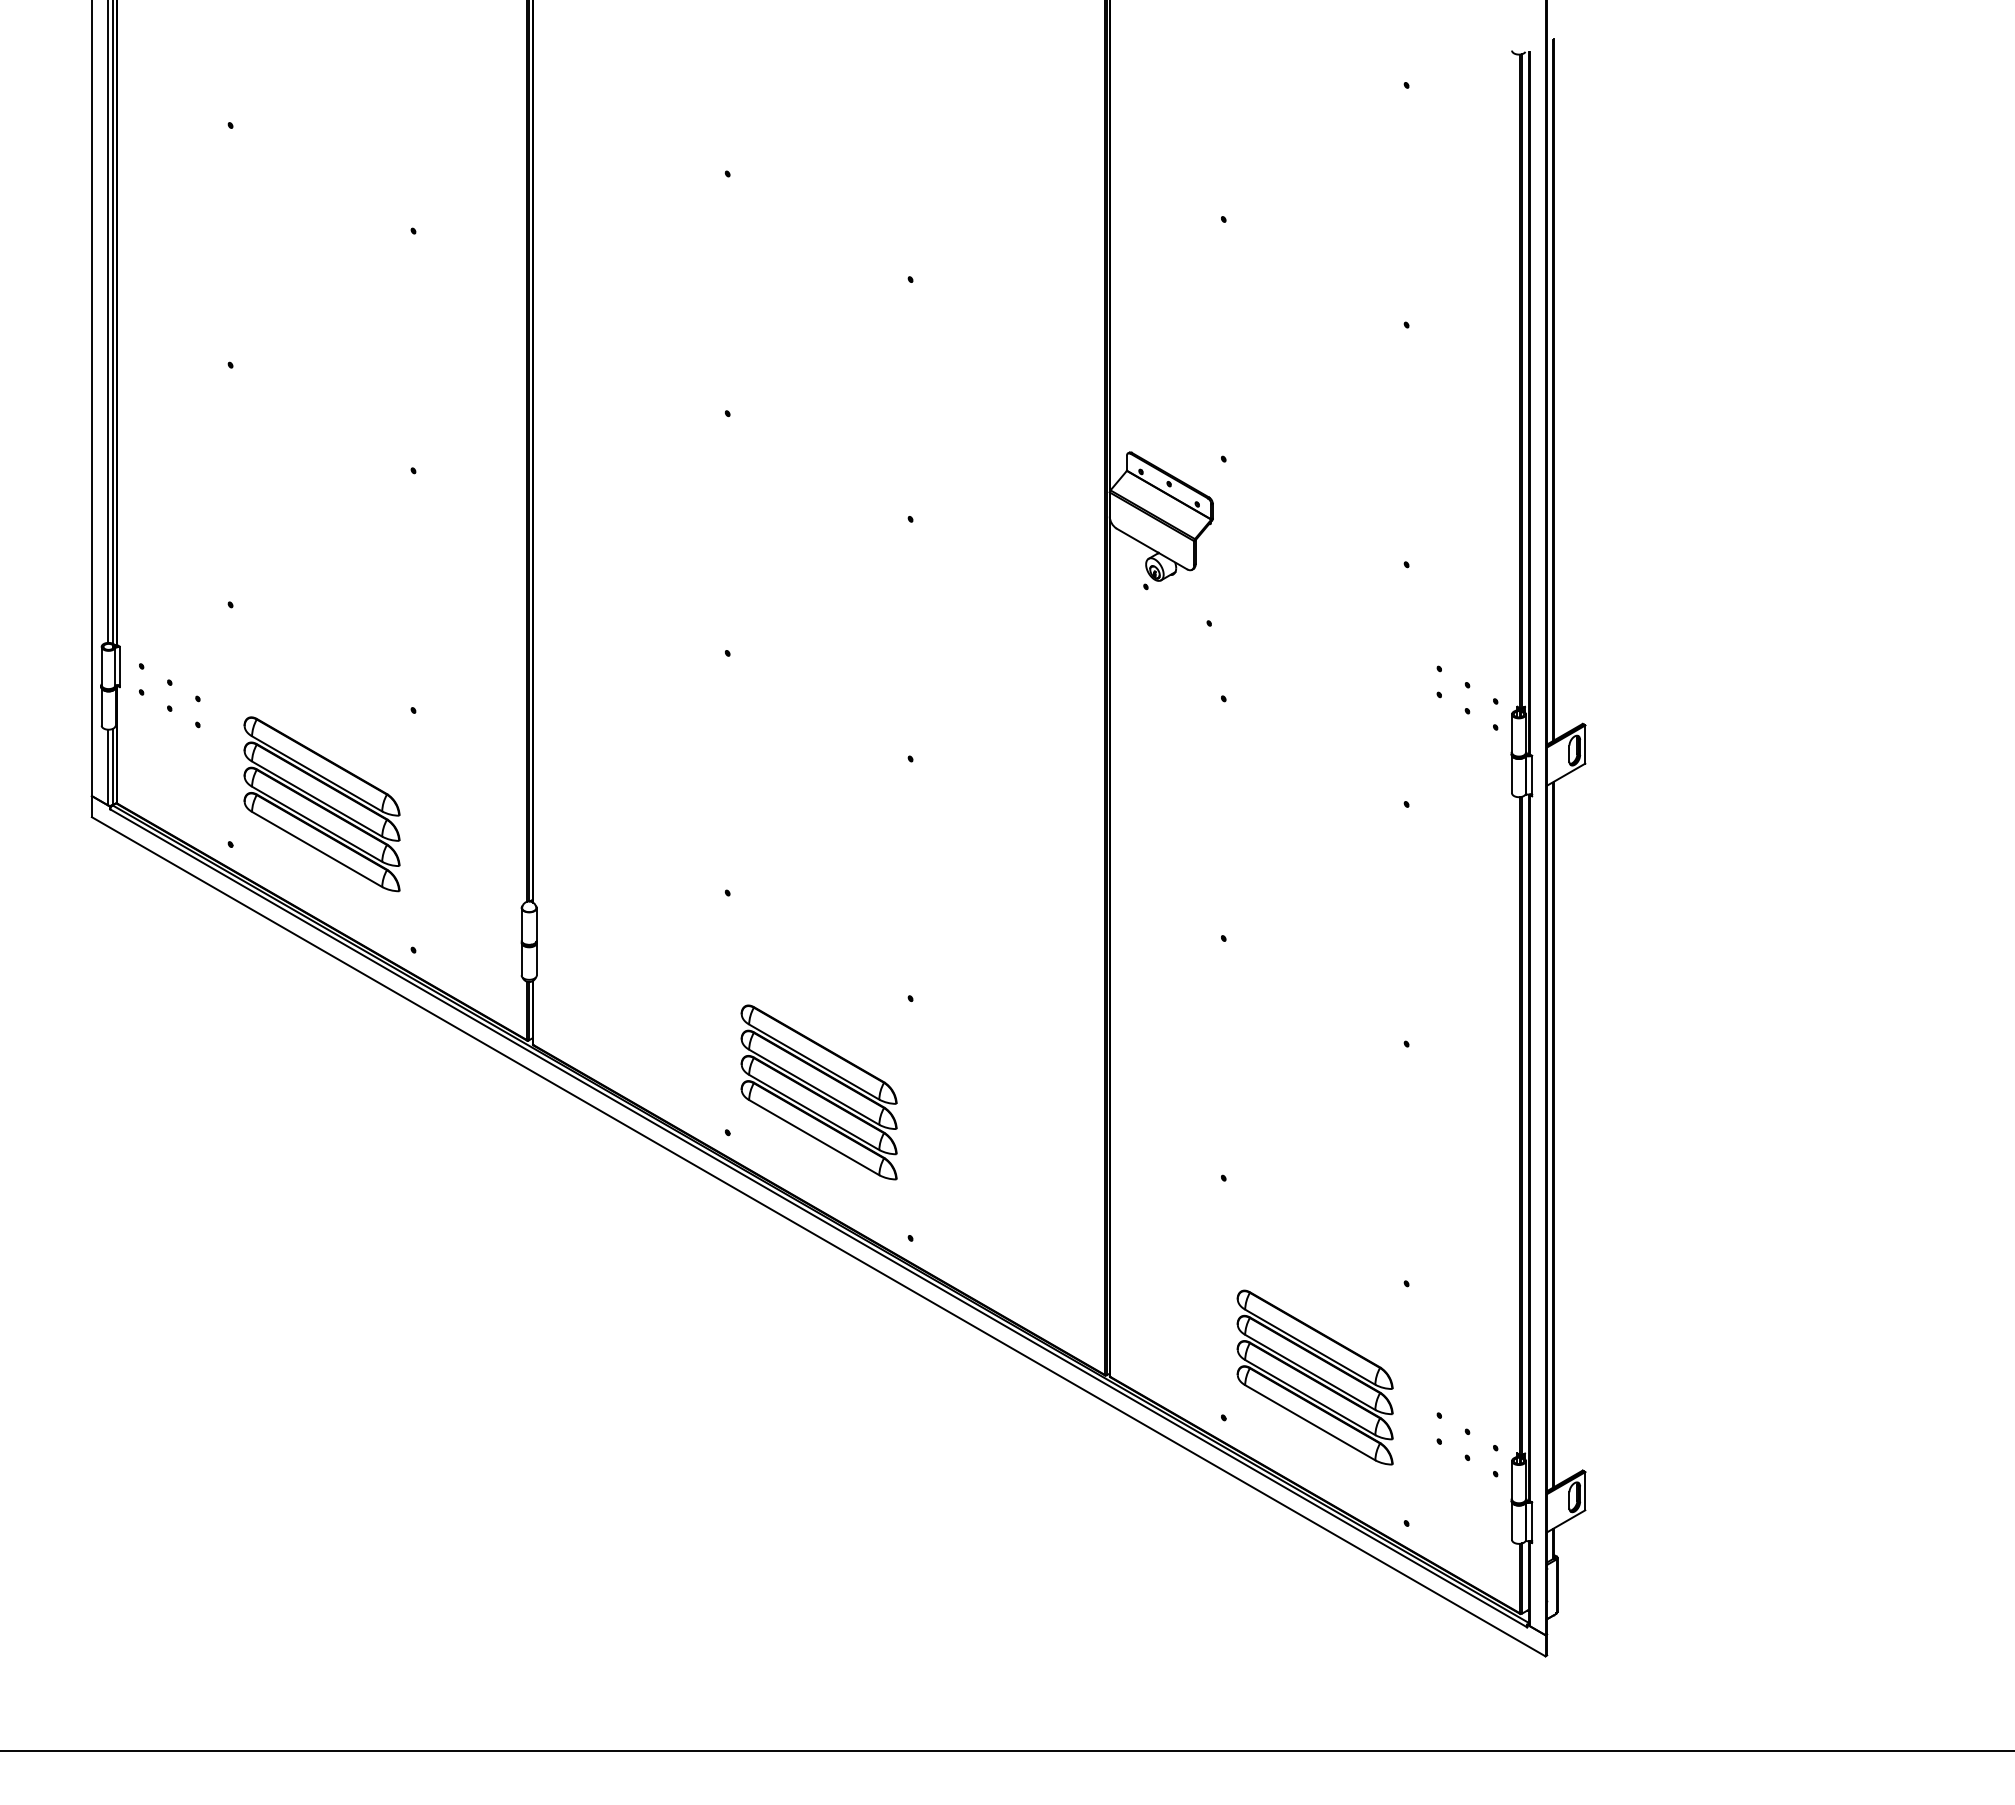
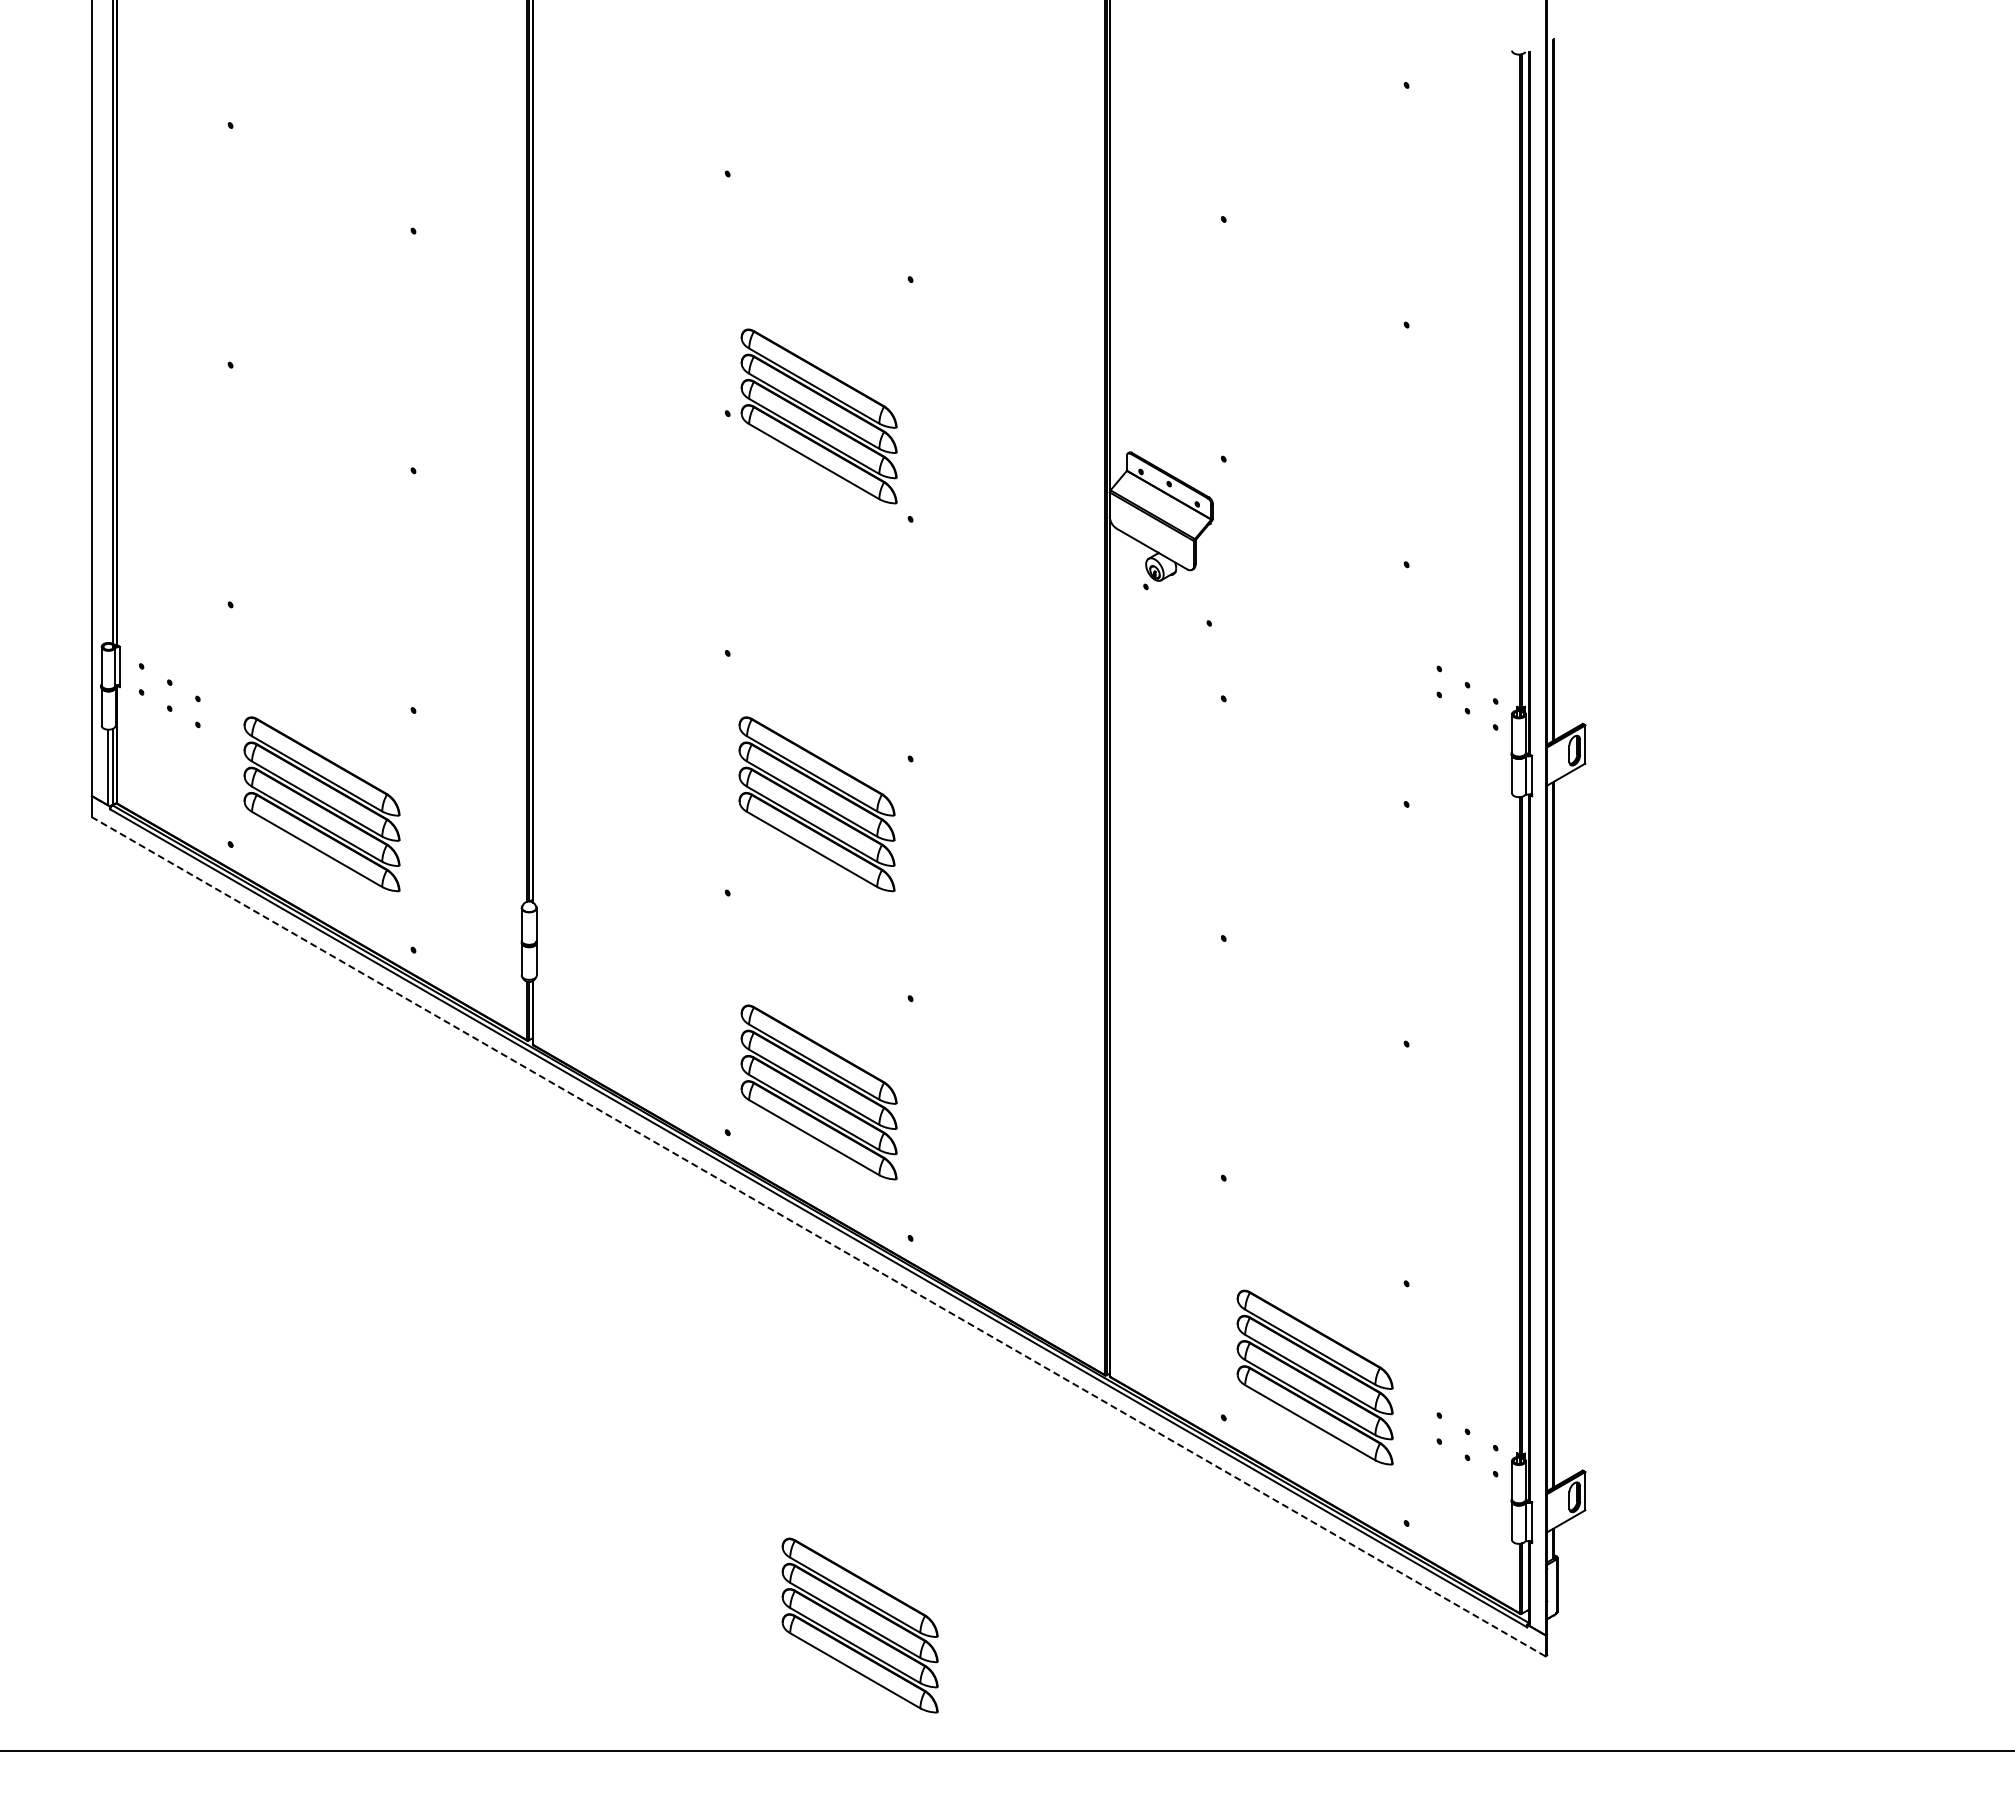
line: present -> none (107, 322)
part: none -> present (818, 416)
part: none -> present (816, 804)
line: solid -> dashed (818, 1236)
part: none -> present (859, 1625)
